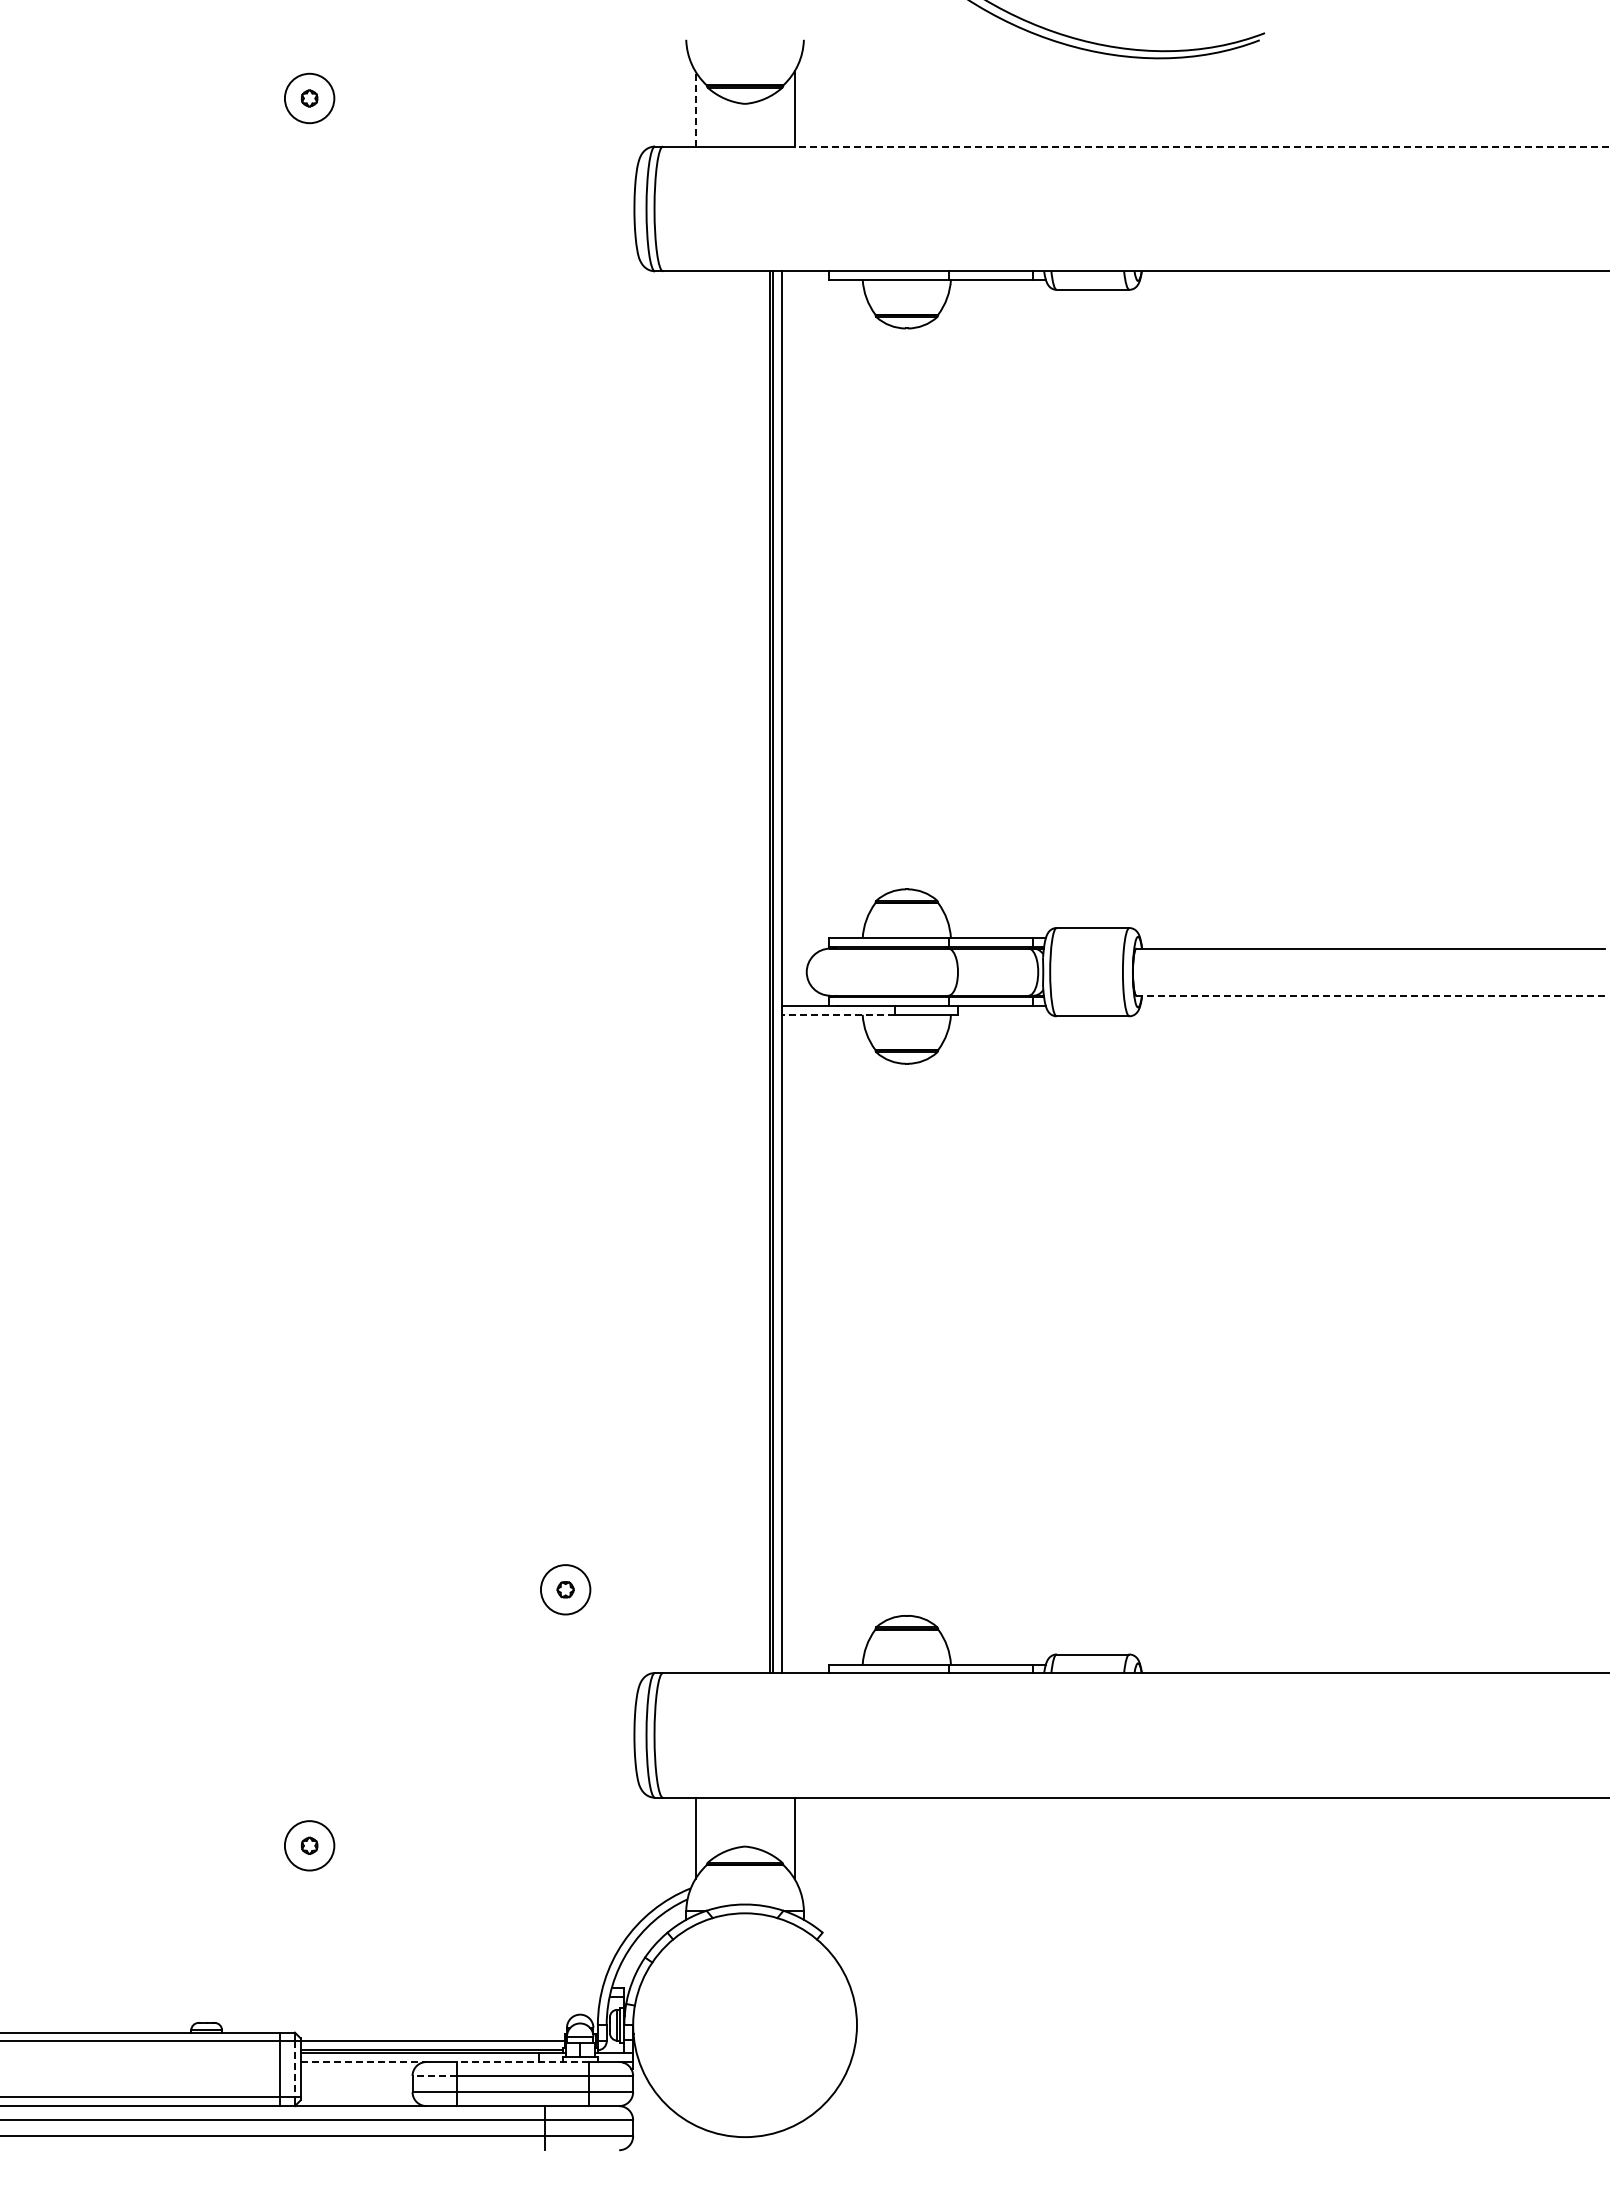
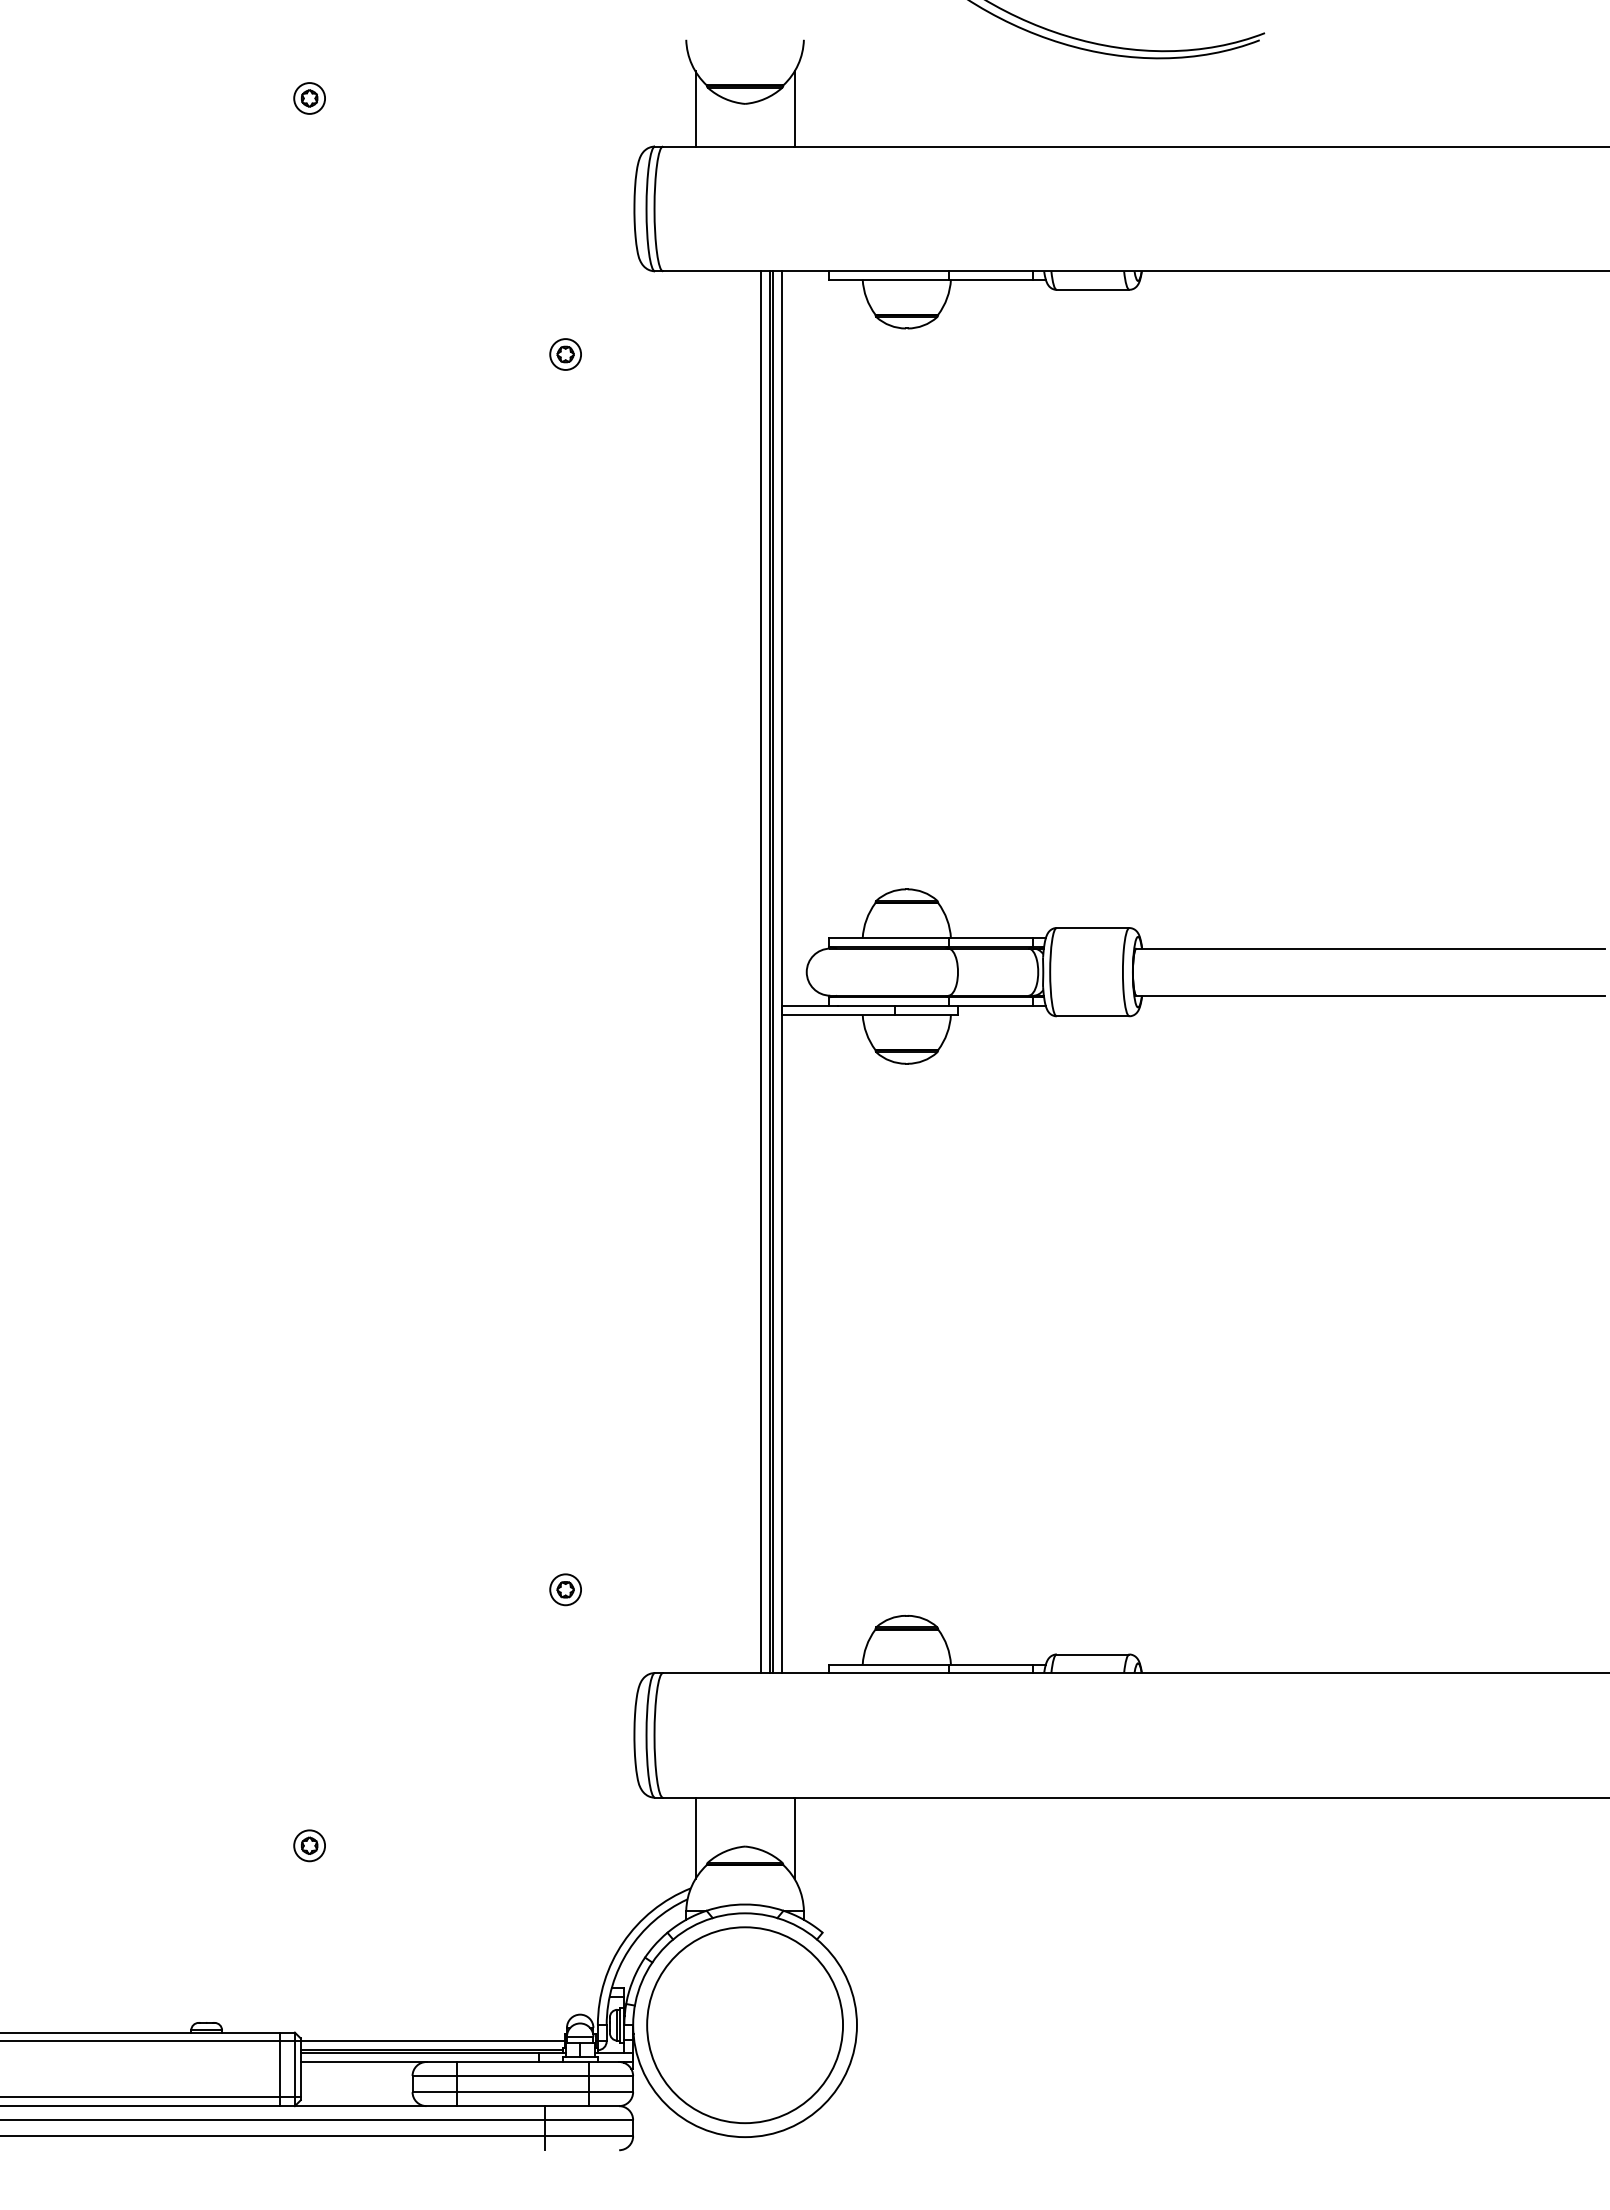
circle diameter: 49 px -> 31 px (309, 98)
line: dashed -> solid (695, 109)
line: dashed -> solid (1201, 146)
part: none -> present (565, 354)
line: none -> present (761, 972)
line: dashed -> solid (1371, 995)
line: dashed -> solid (837, 1014)
circle diameter: 49 px -> 31 px (565, 1589)
circle diameter: 49 px -> 31 px (309, 1845)
circle: none -> present (744, 2025)
line: dashed -> solid (363, 2062)
line: dashed -> solid (522, 2062)
line: dashed -> solid (294, 2069)
line: dashed -> solid (434, 2075)
